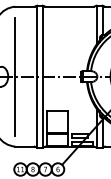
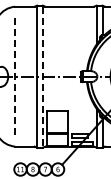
line: solid -> dashed (15, 76)
line: solid -> dashed (42, 77)
